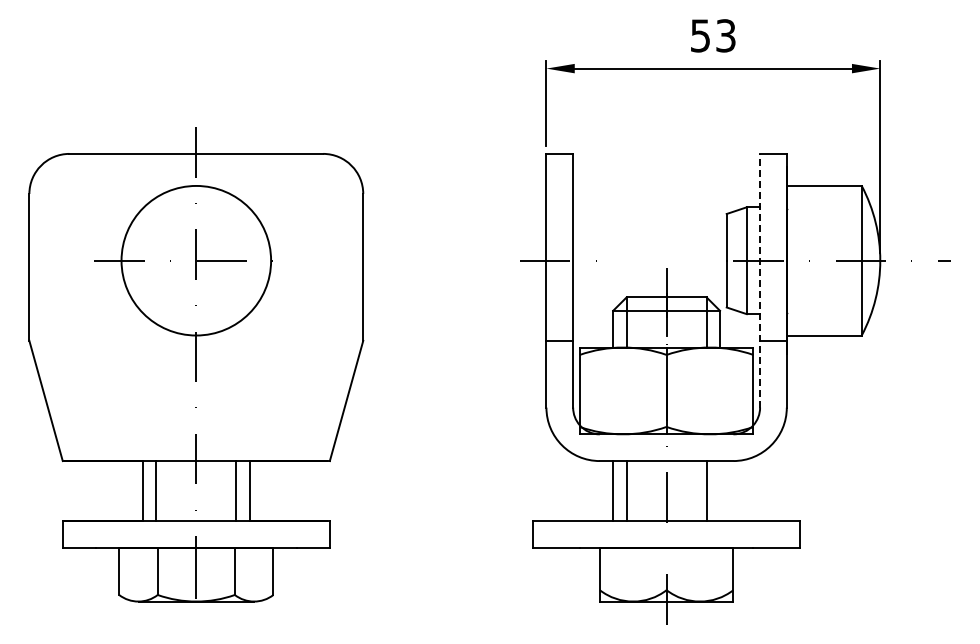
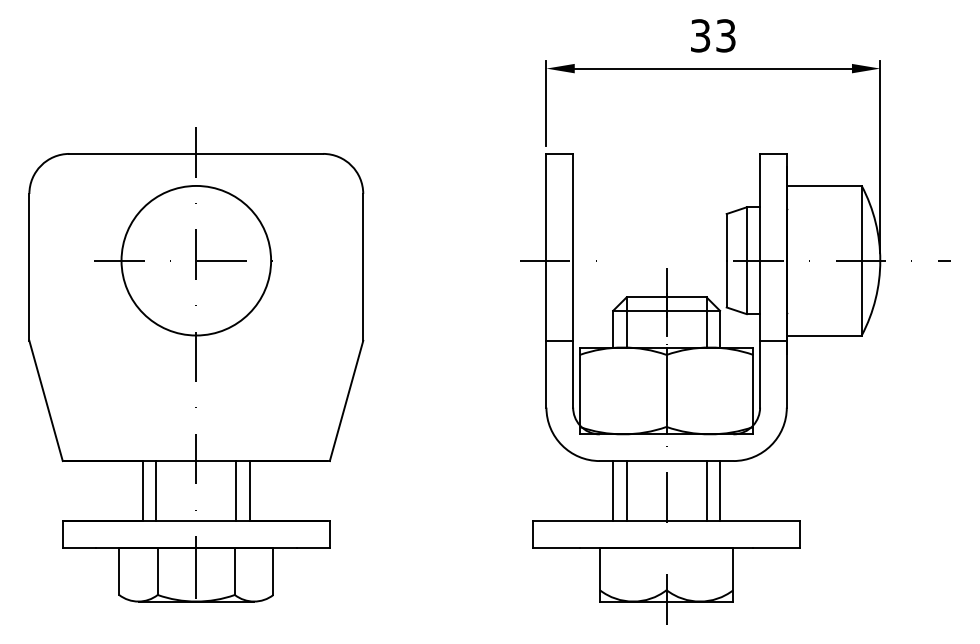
text: 53 -> 33 (700, 35)
line: dashed -> solid (760, 280)
line: none -> present (720, 491)
